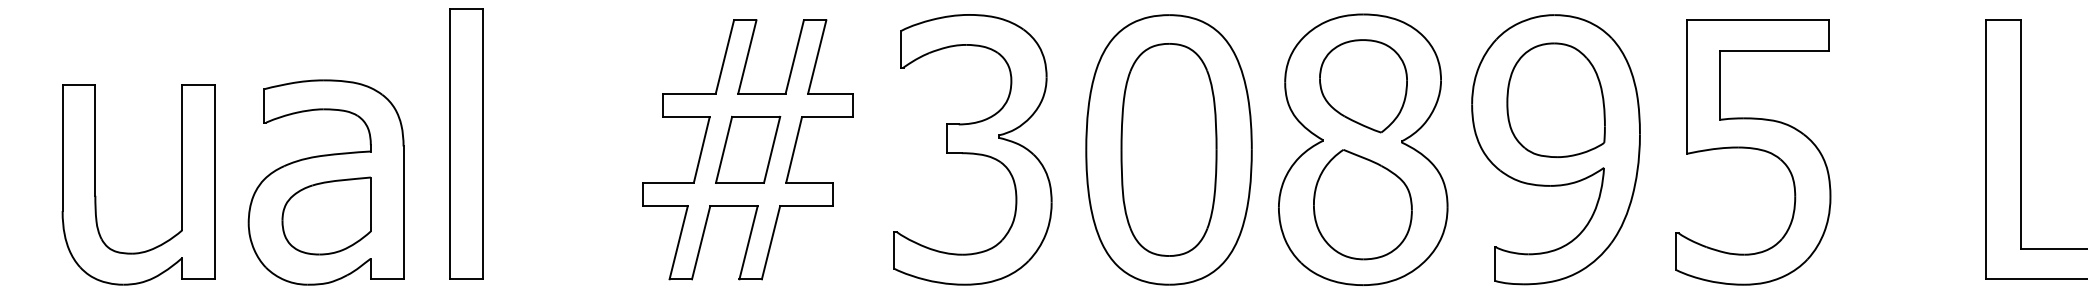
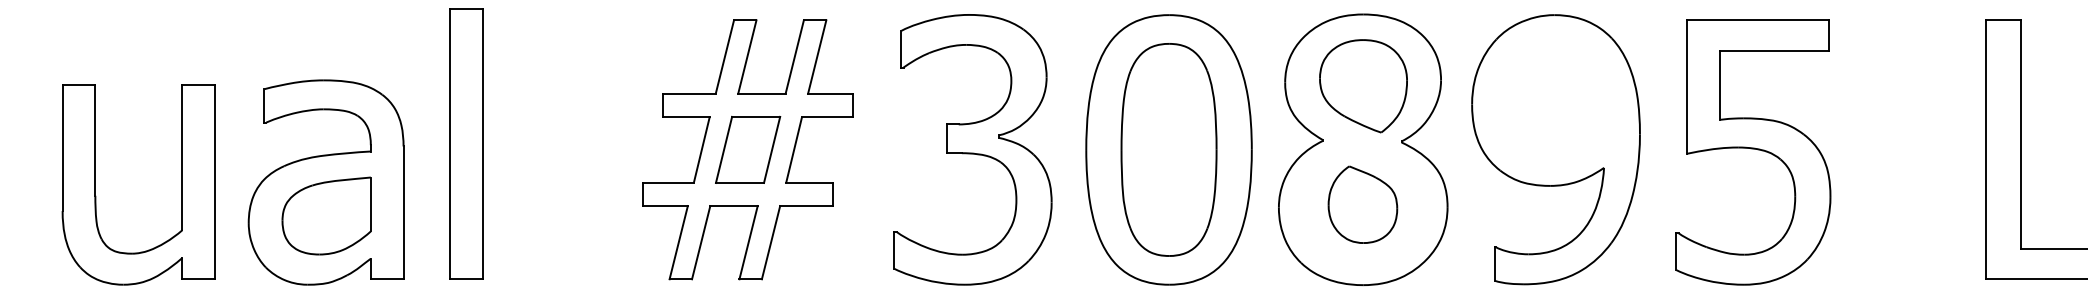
part: present -> none (1555, 100)
part size: 100x112 px -> 72x79 px (1362, 204)
